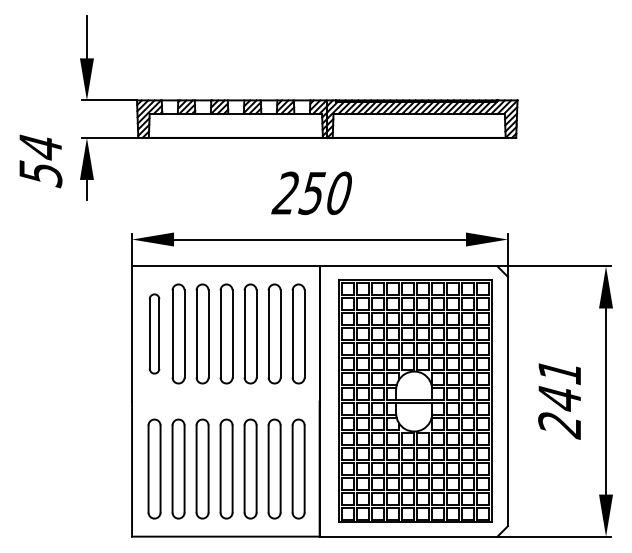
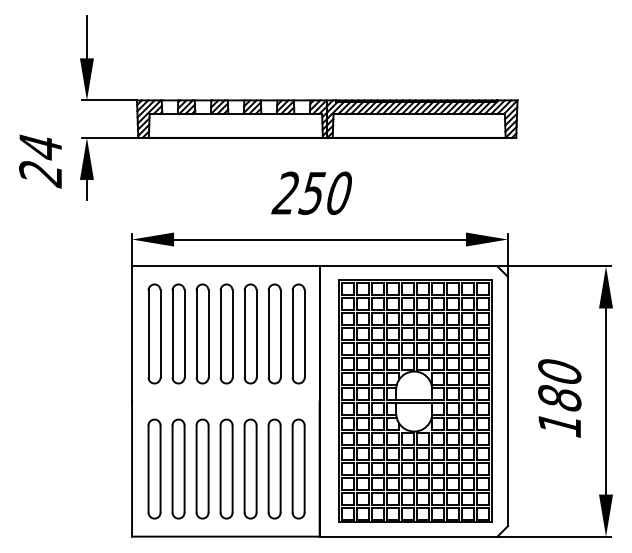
text: 54 -> 24 (40, 174)
part size: 13x82 px -> 15x102 px (154, 333)
text: 241 -> 180 (559, 399)
